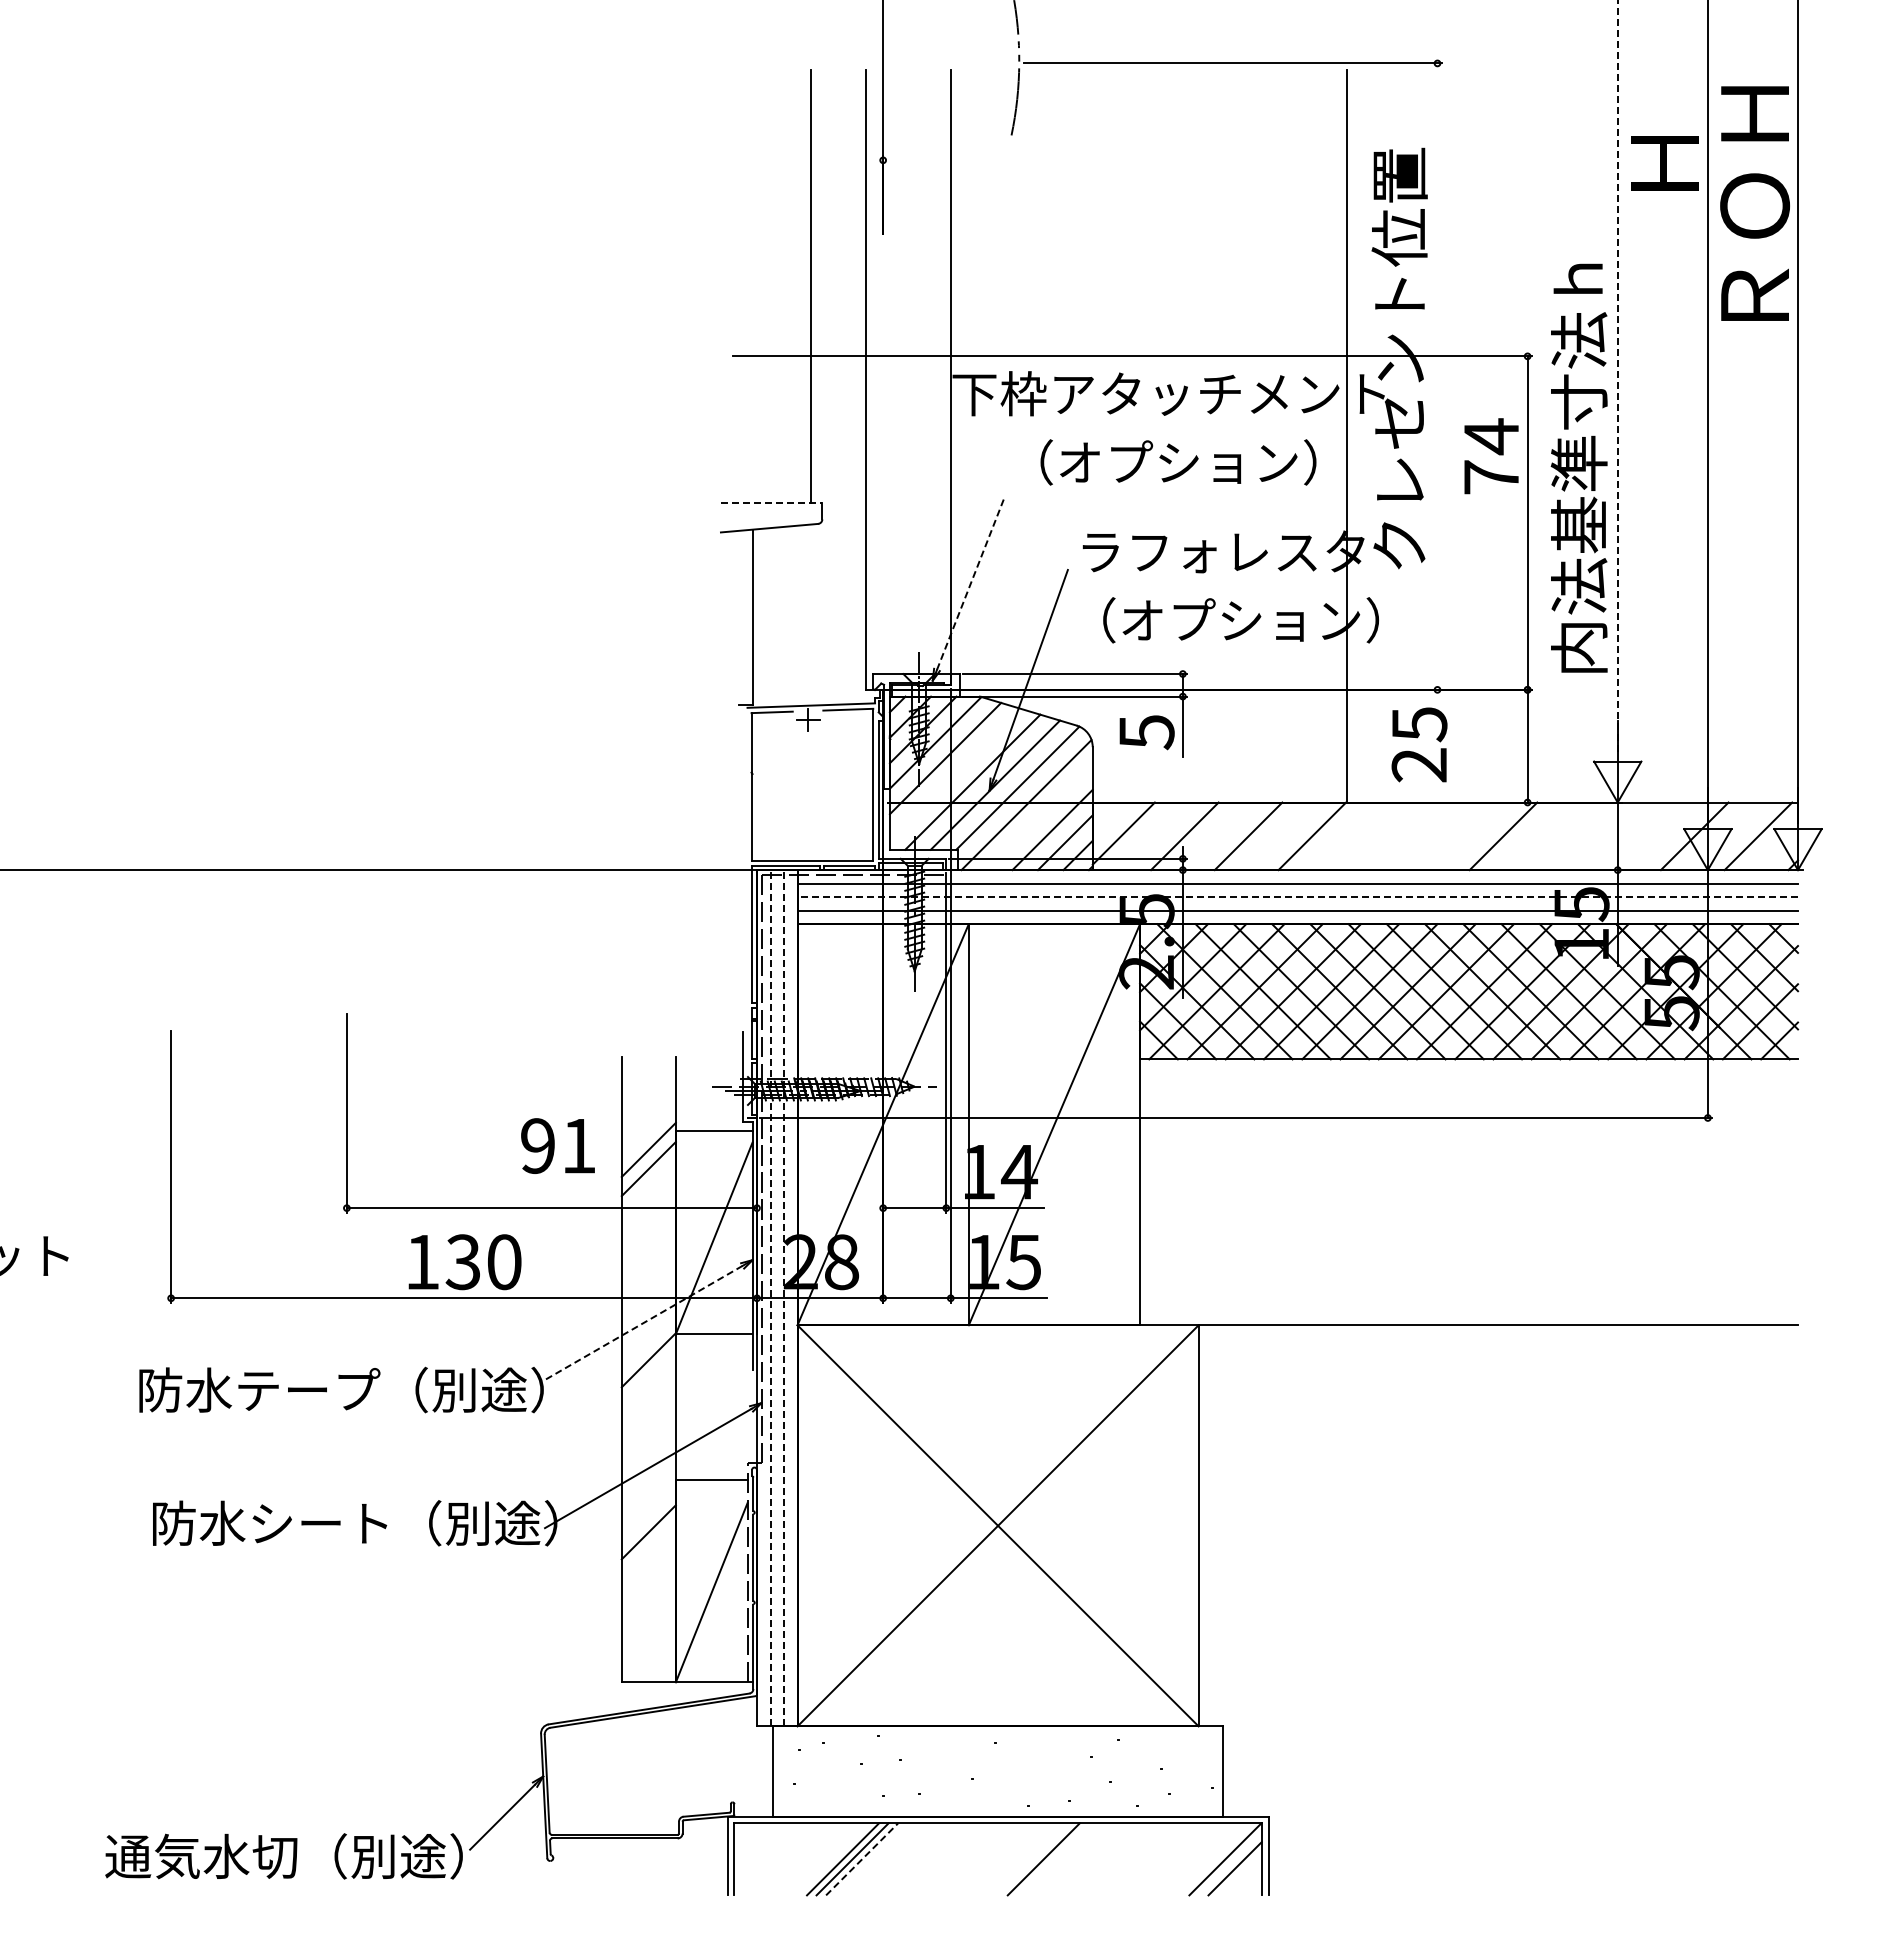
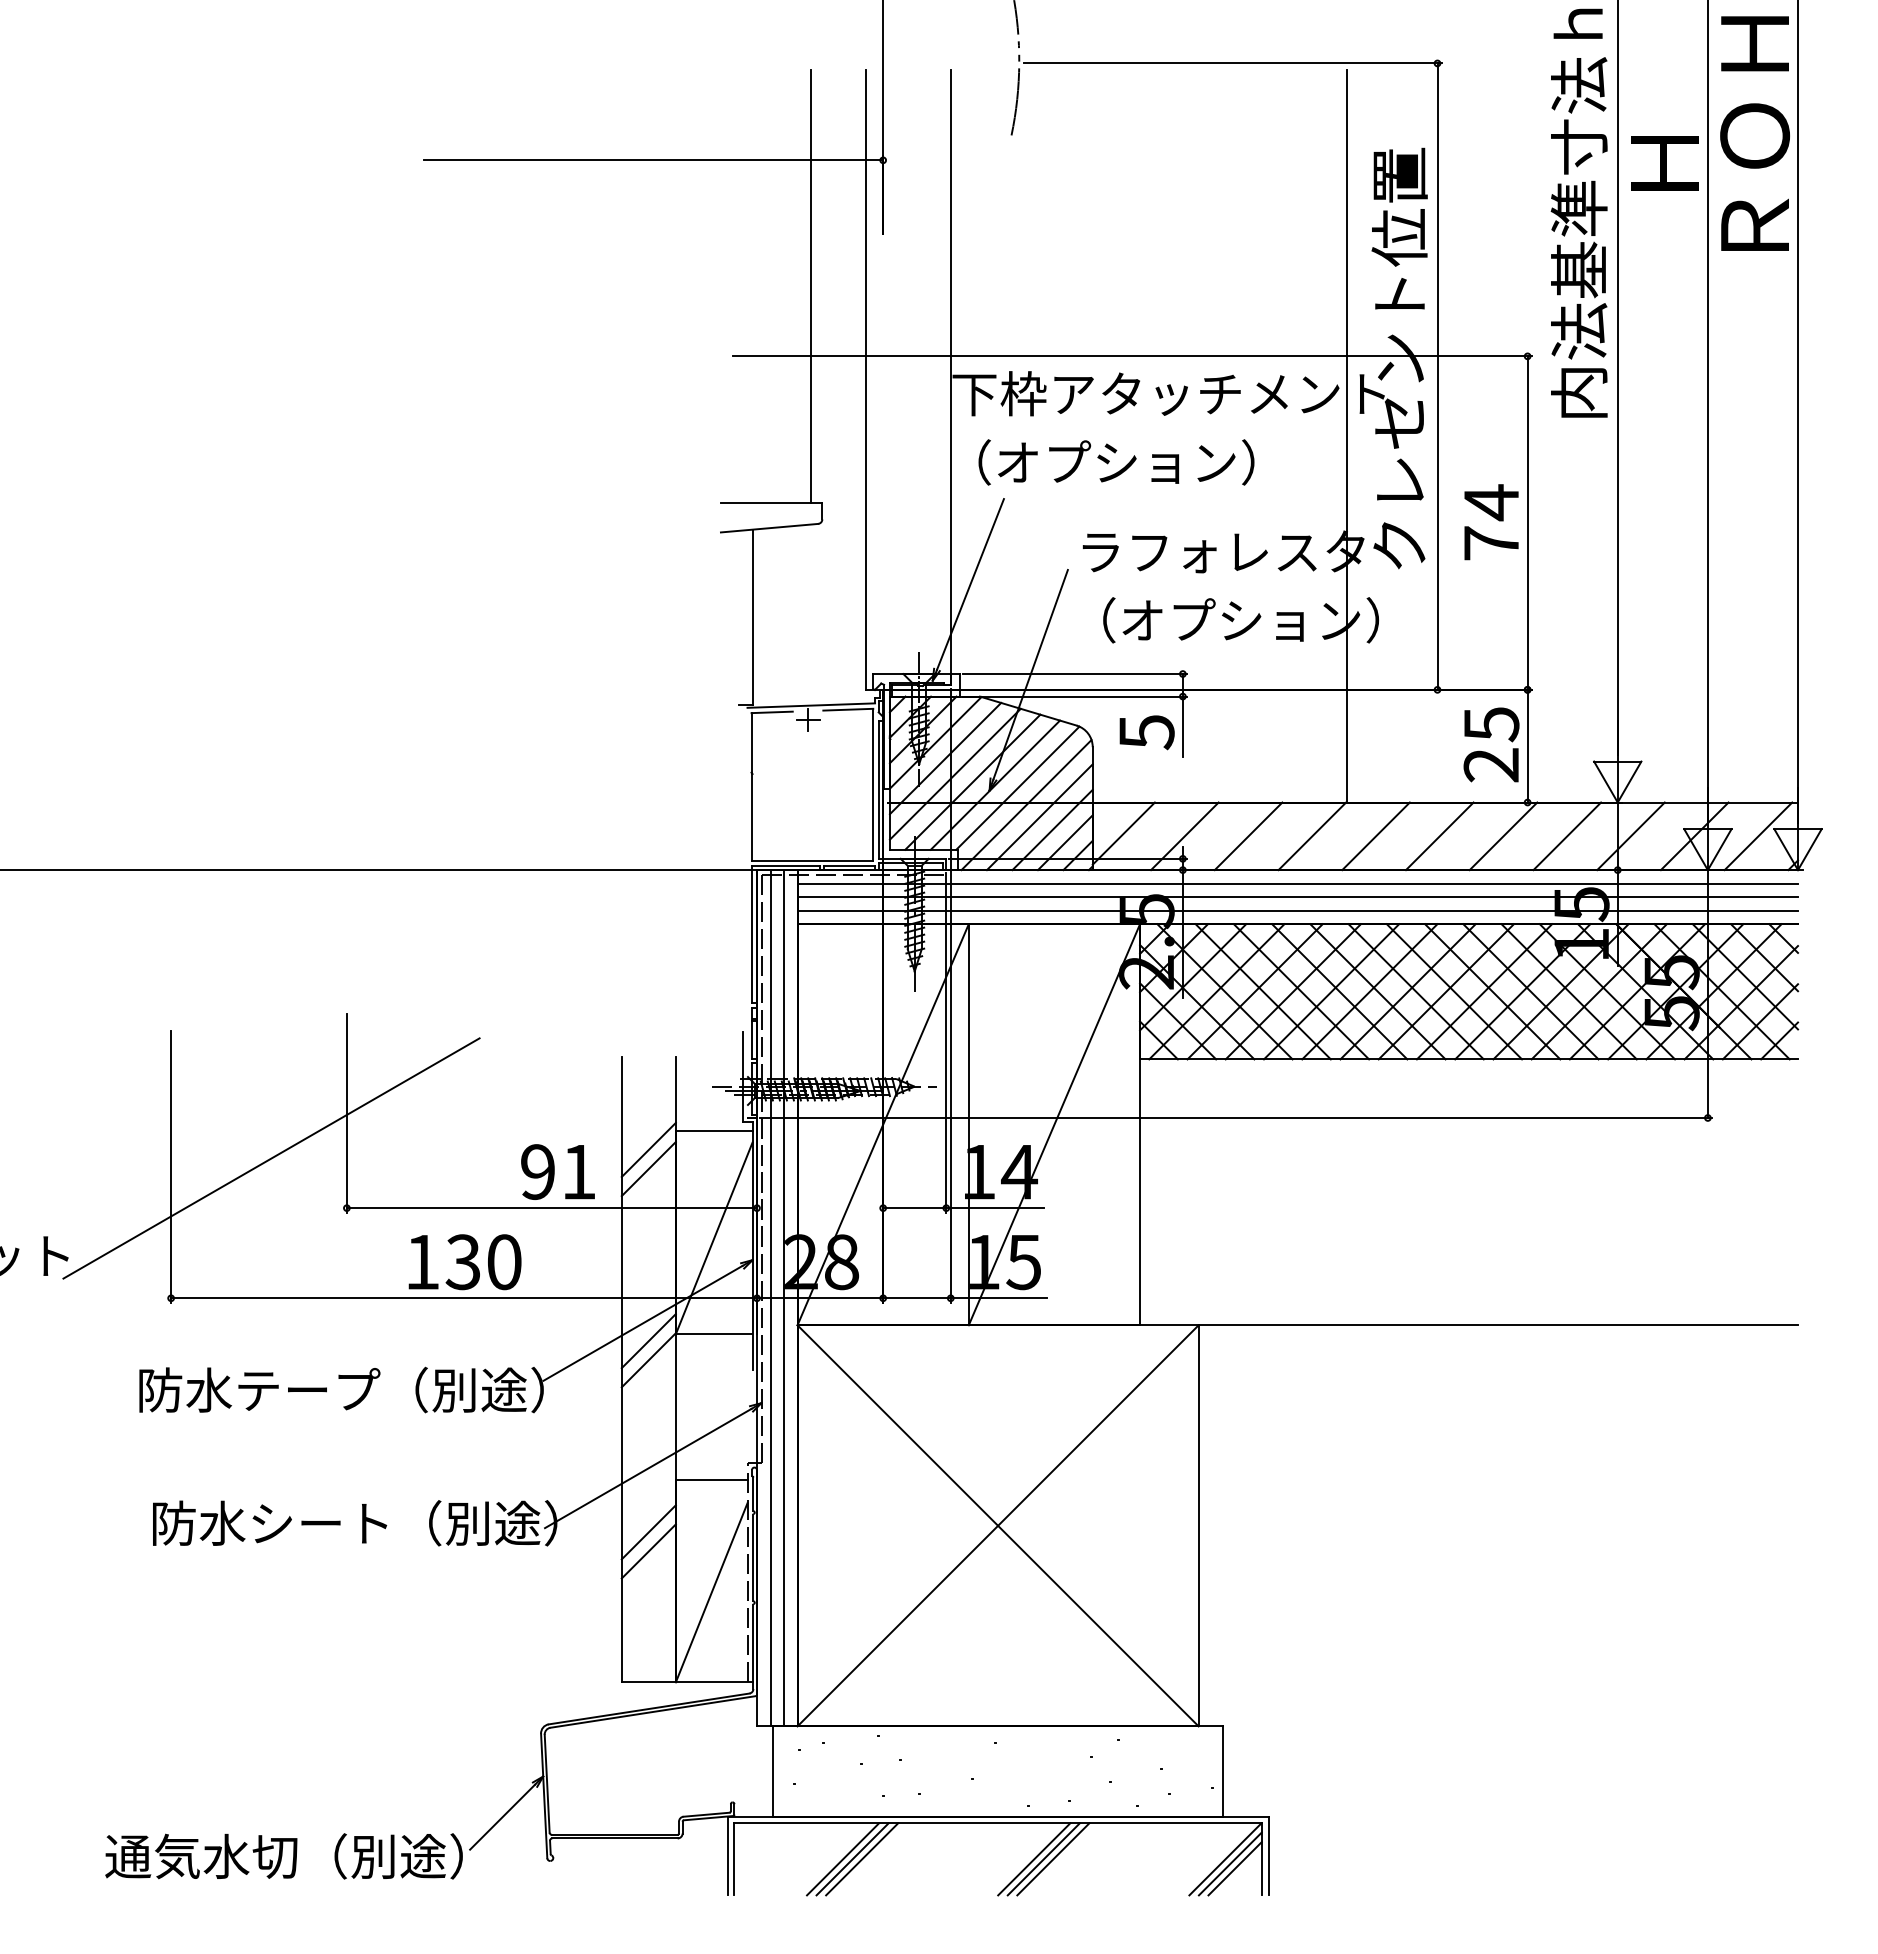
line: none -> present (653, 160)
text position: (1754, 203) -> (1754, 133) (1754, 133)
line: none -> present (1437, 376)
line: dashed -> solid (1617, 378)
text position: (1491, 456) -> (1491, 522) (1491, 522)
text position: (1178, 462) -> (1116, 462) (1116, 462)
text position: (1578, 467) -> (1578, 212) (1578, 212)
line: dashed -> solid (771, 503)
line: dashed -> solid (970, 584)
text position: (1419, 744) -> (1491, 744) (1491, 744)
line: none -> present (954, 773)
line: none -> present (1039, 817)
line: none -> present (1375, 836)
line: none -> present (1439, 836)
line: none -> present (1567, 836)
line: none -> present (1630, 836)
line: dashed -> solid (1297, 897)
text position: (557, 1145) -> (557, 1171) (557, 1171)
line: none -> present (271, 1158)
line: dashed -> solid (770, 1297)
line: dashed -> solid (784, 1297)
line: dashed -> solid (643, 1323)
line: none -> present (648, 1341)
line: none -> present (648, 1551)
line: dashed -> solid (862, 1859)
line: none -> present (1034, 1859)
line: none -> present (1053, 1859)
line: none -> present (1229, 1863)
